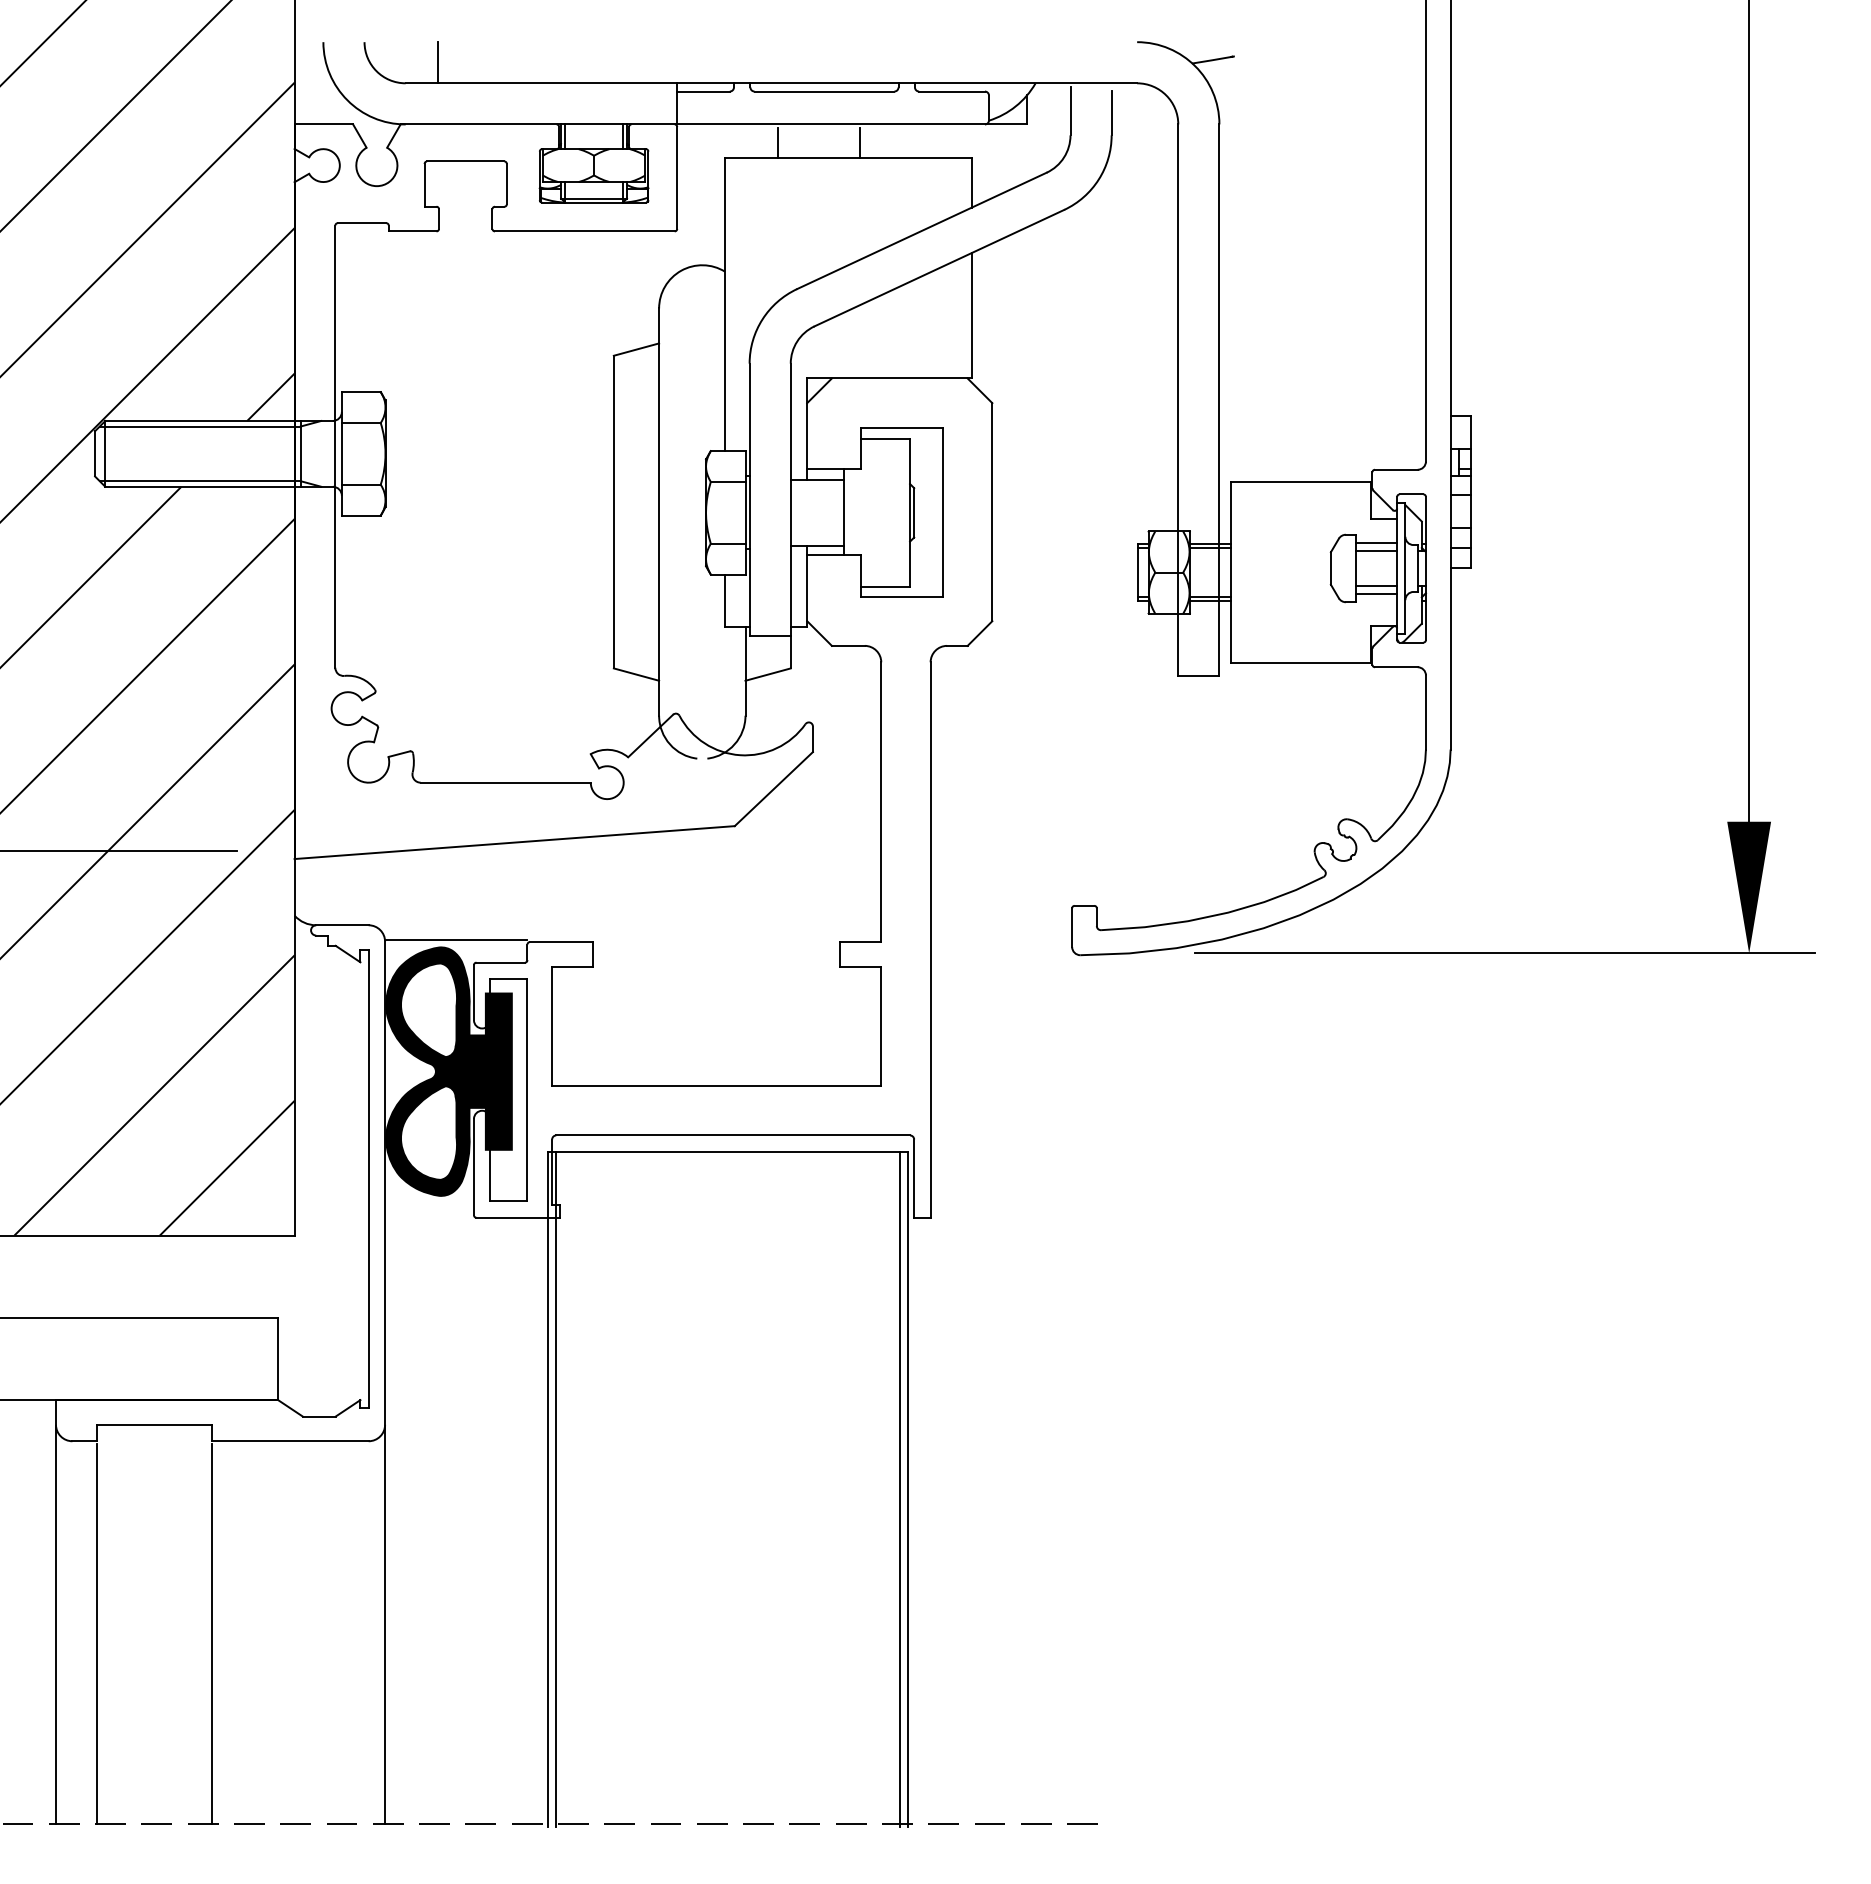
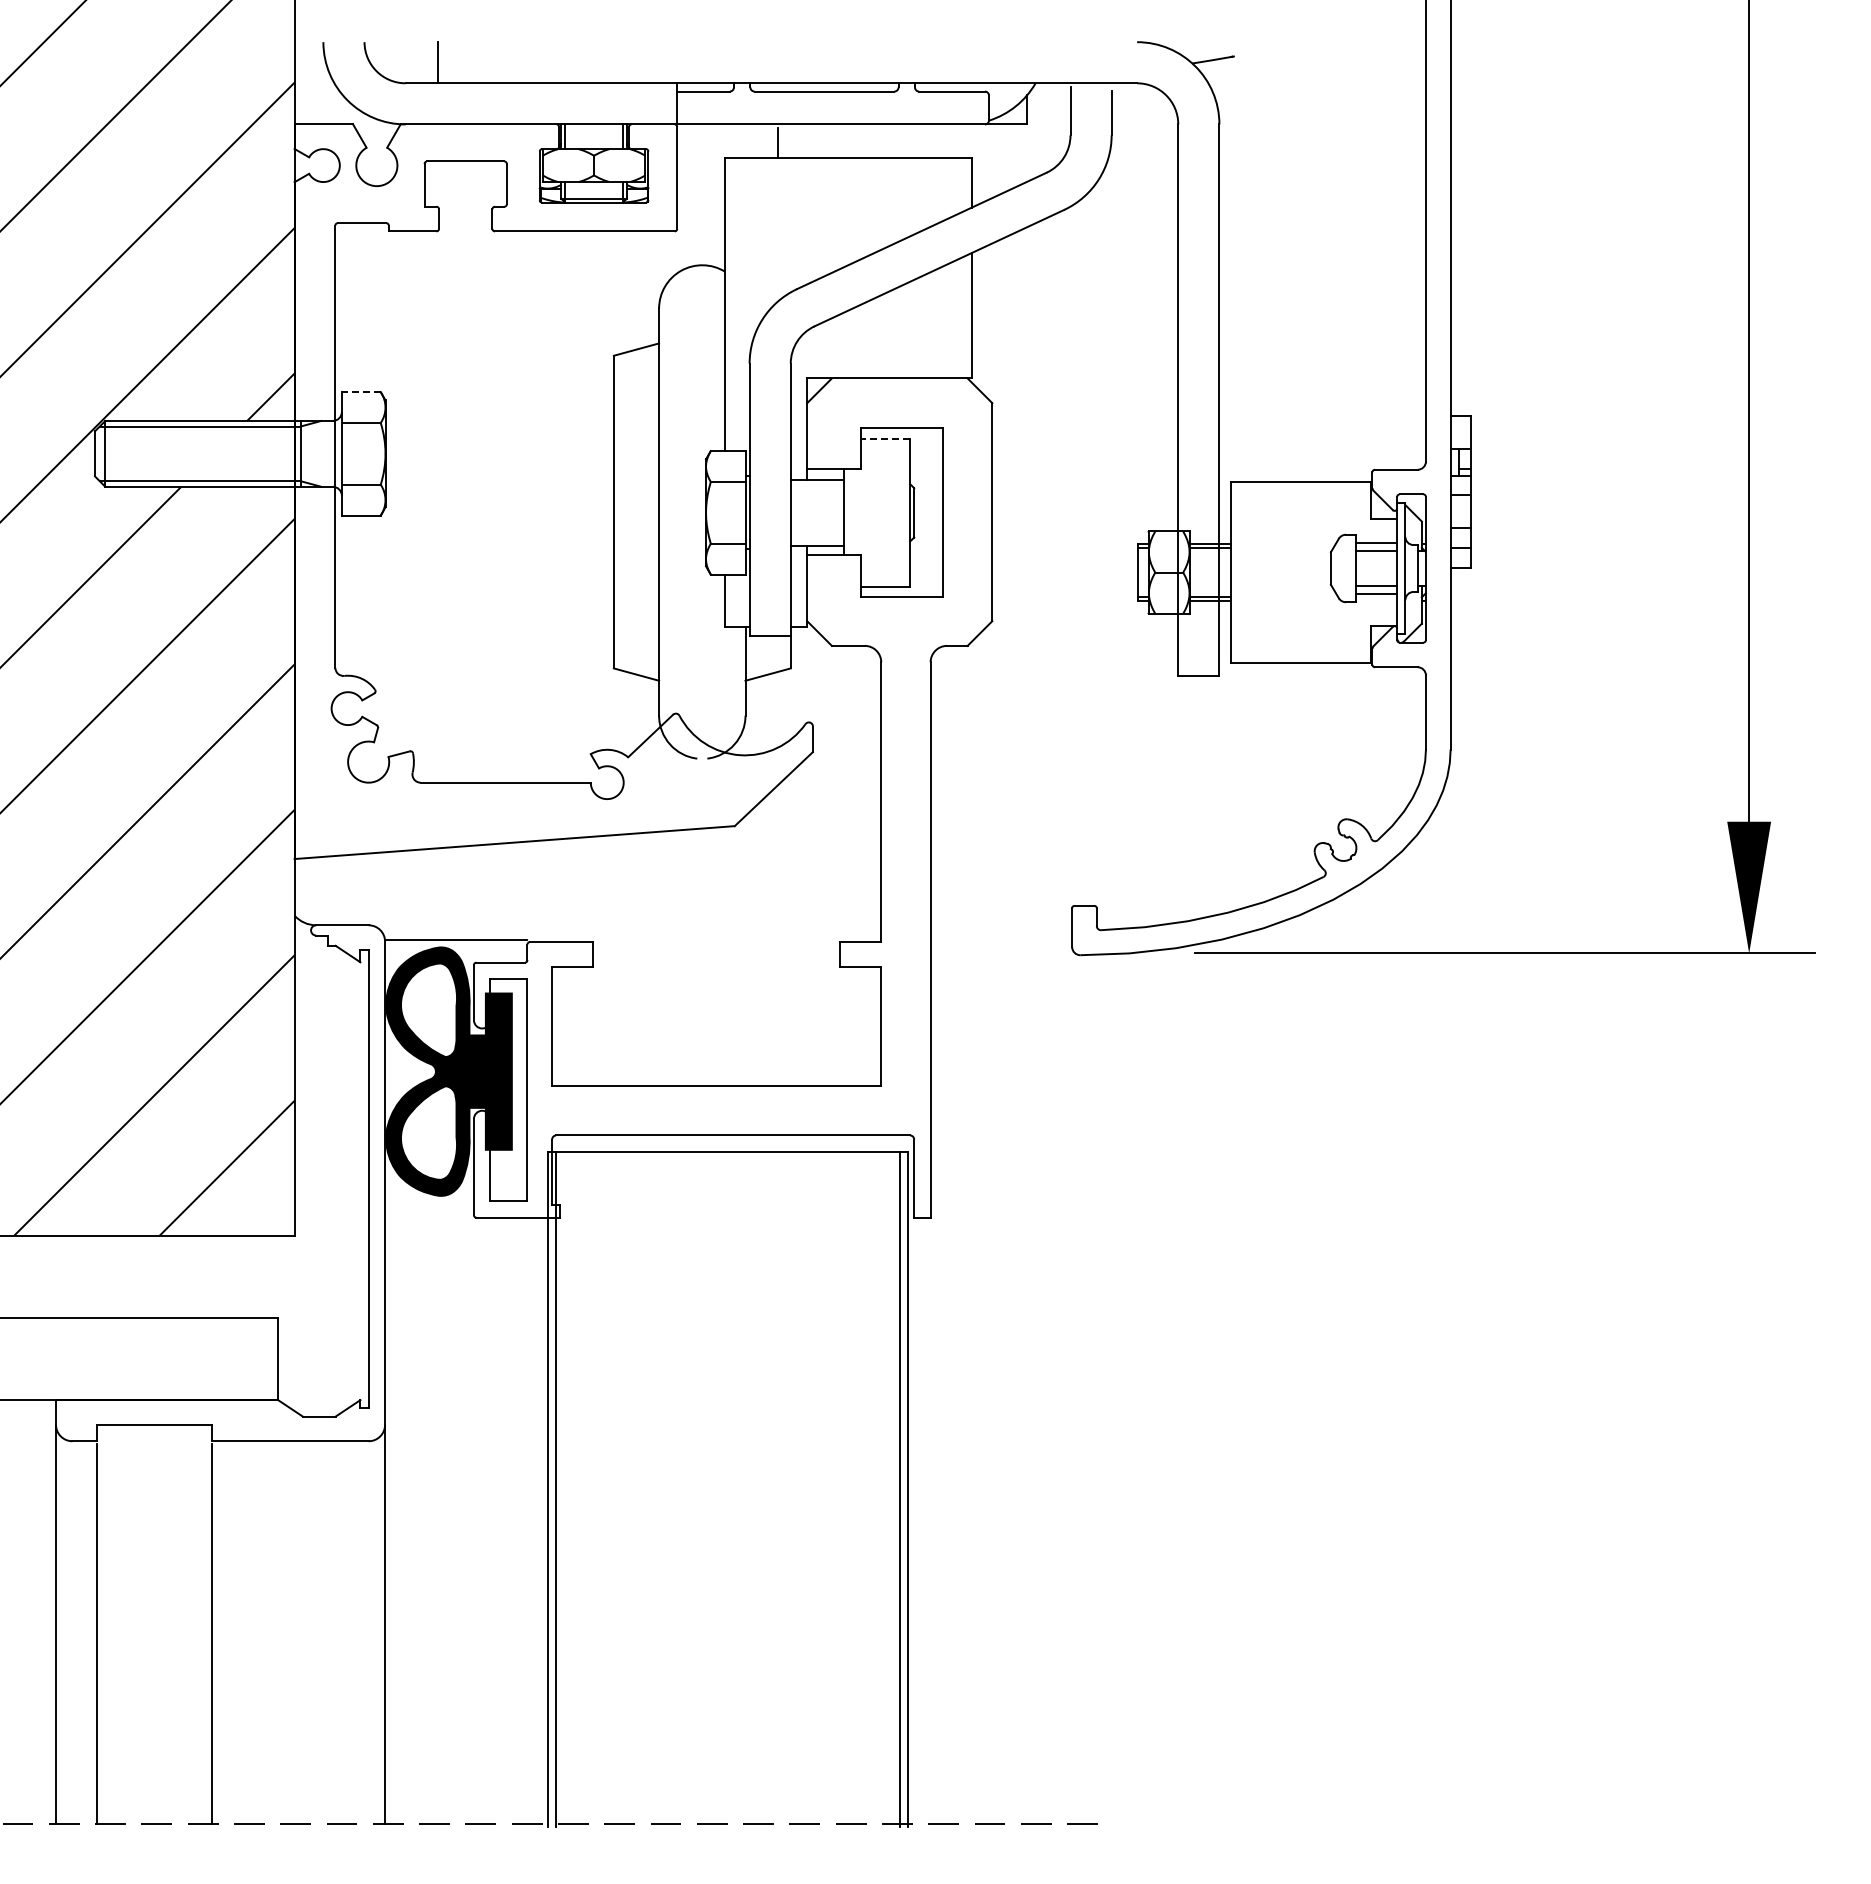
line: present -> none (860, 142)
line: solid -> dashed (360, 392)
line: solid -> dashed (885, 438)
line: present -> none (119, 850)
